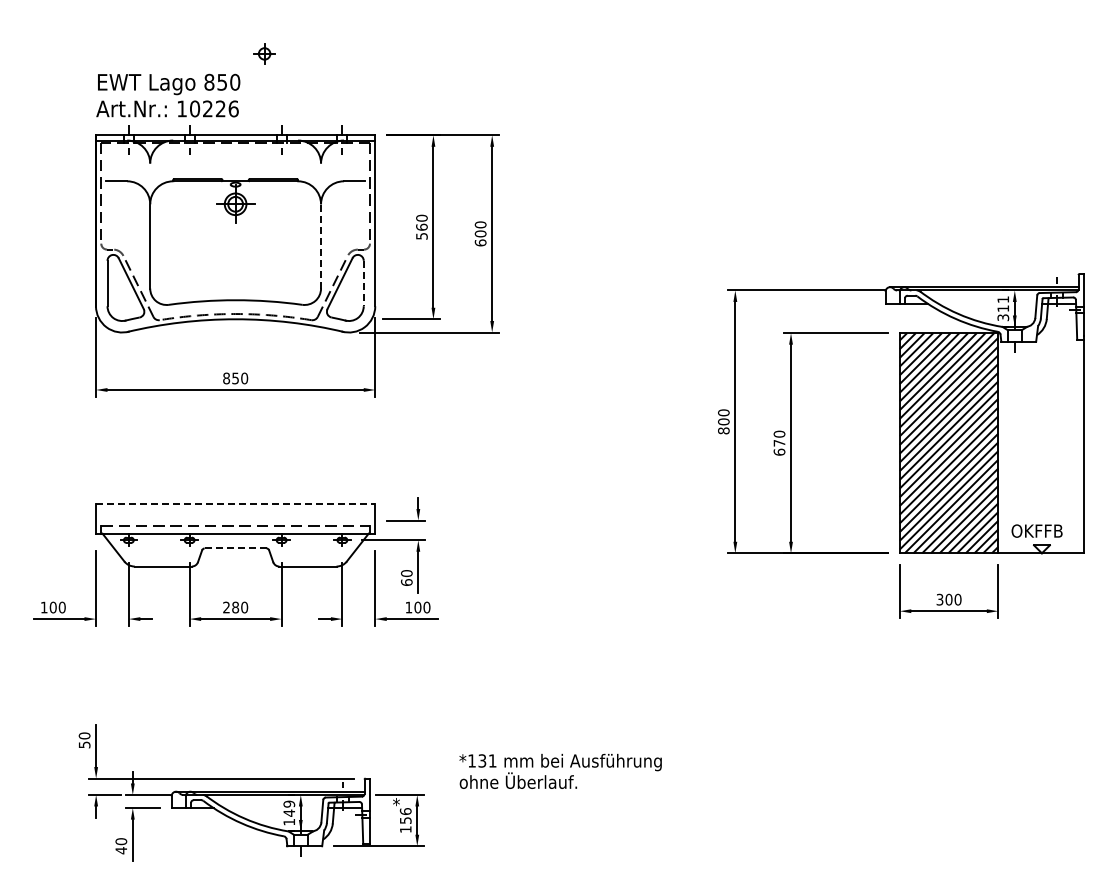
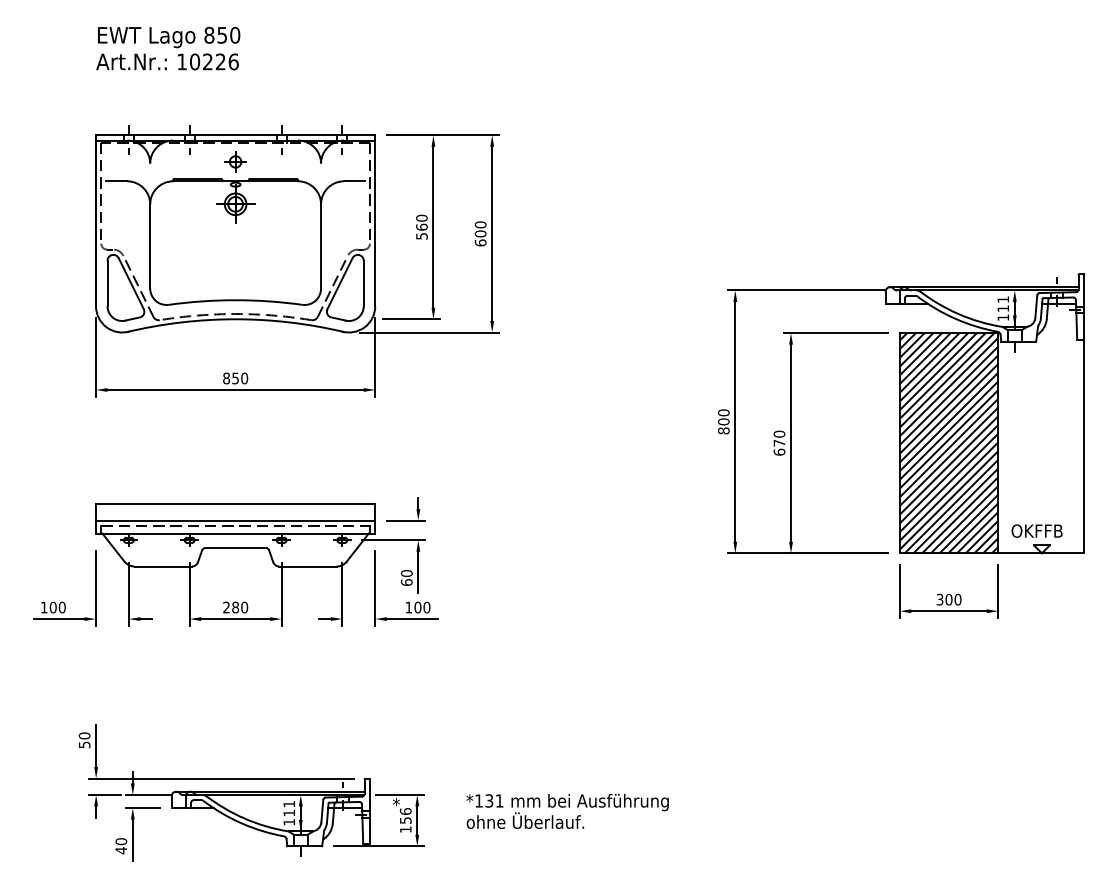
part position: (264, 53) -> (235, 161) (235, 161)
text position: (168, 95) -> (168, 48) (168, 48)
line: dashed -> solid (321, 246)
line: dashed -> solid (363, 283)
text: 311 -> 111 (1003, 317)
line: dashed -> solid (235, 504)
line: none -> present (235, 520)
line: dashed -> solid (235, 548)
text position: (560, 770) -> (567, 810) (567, 810)
text: 149 -> 111 (289, 808)
